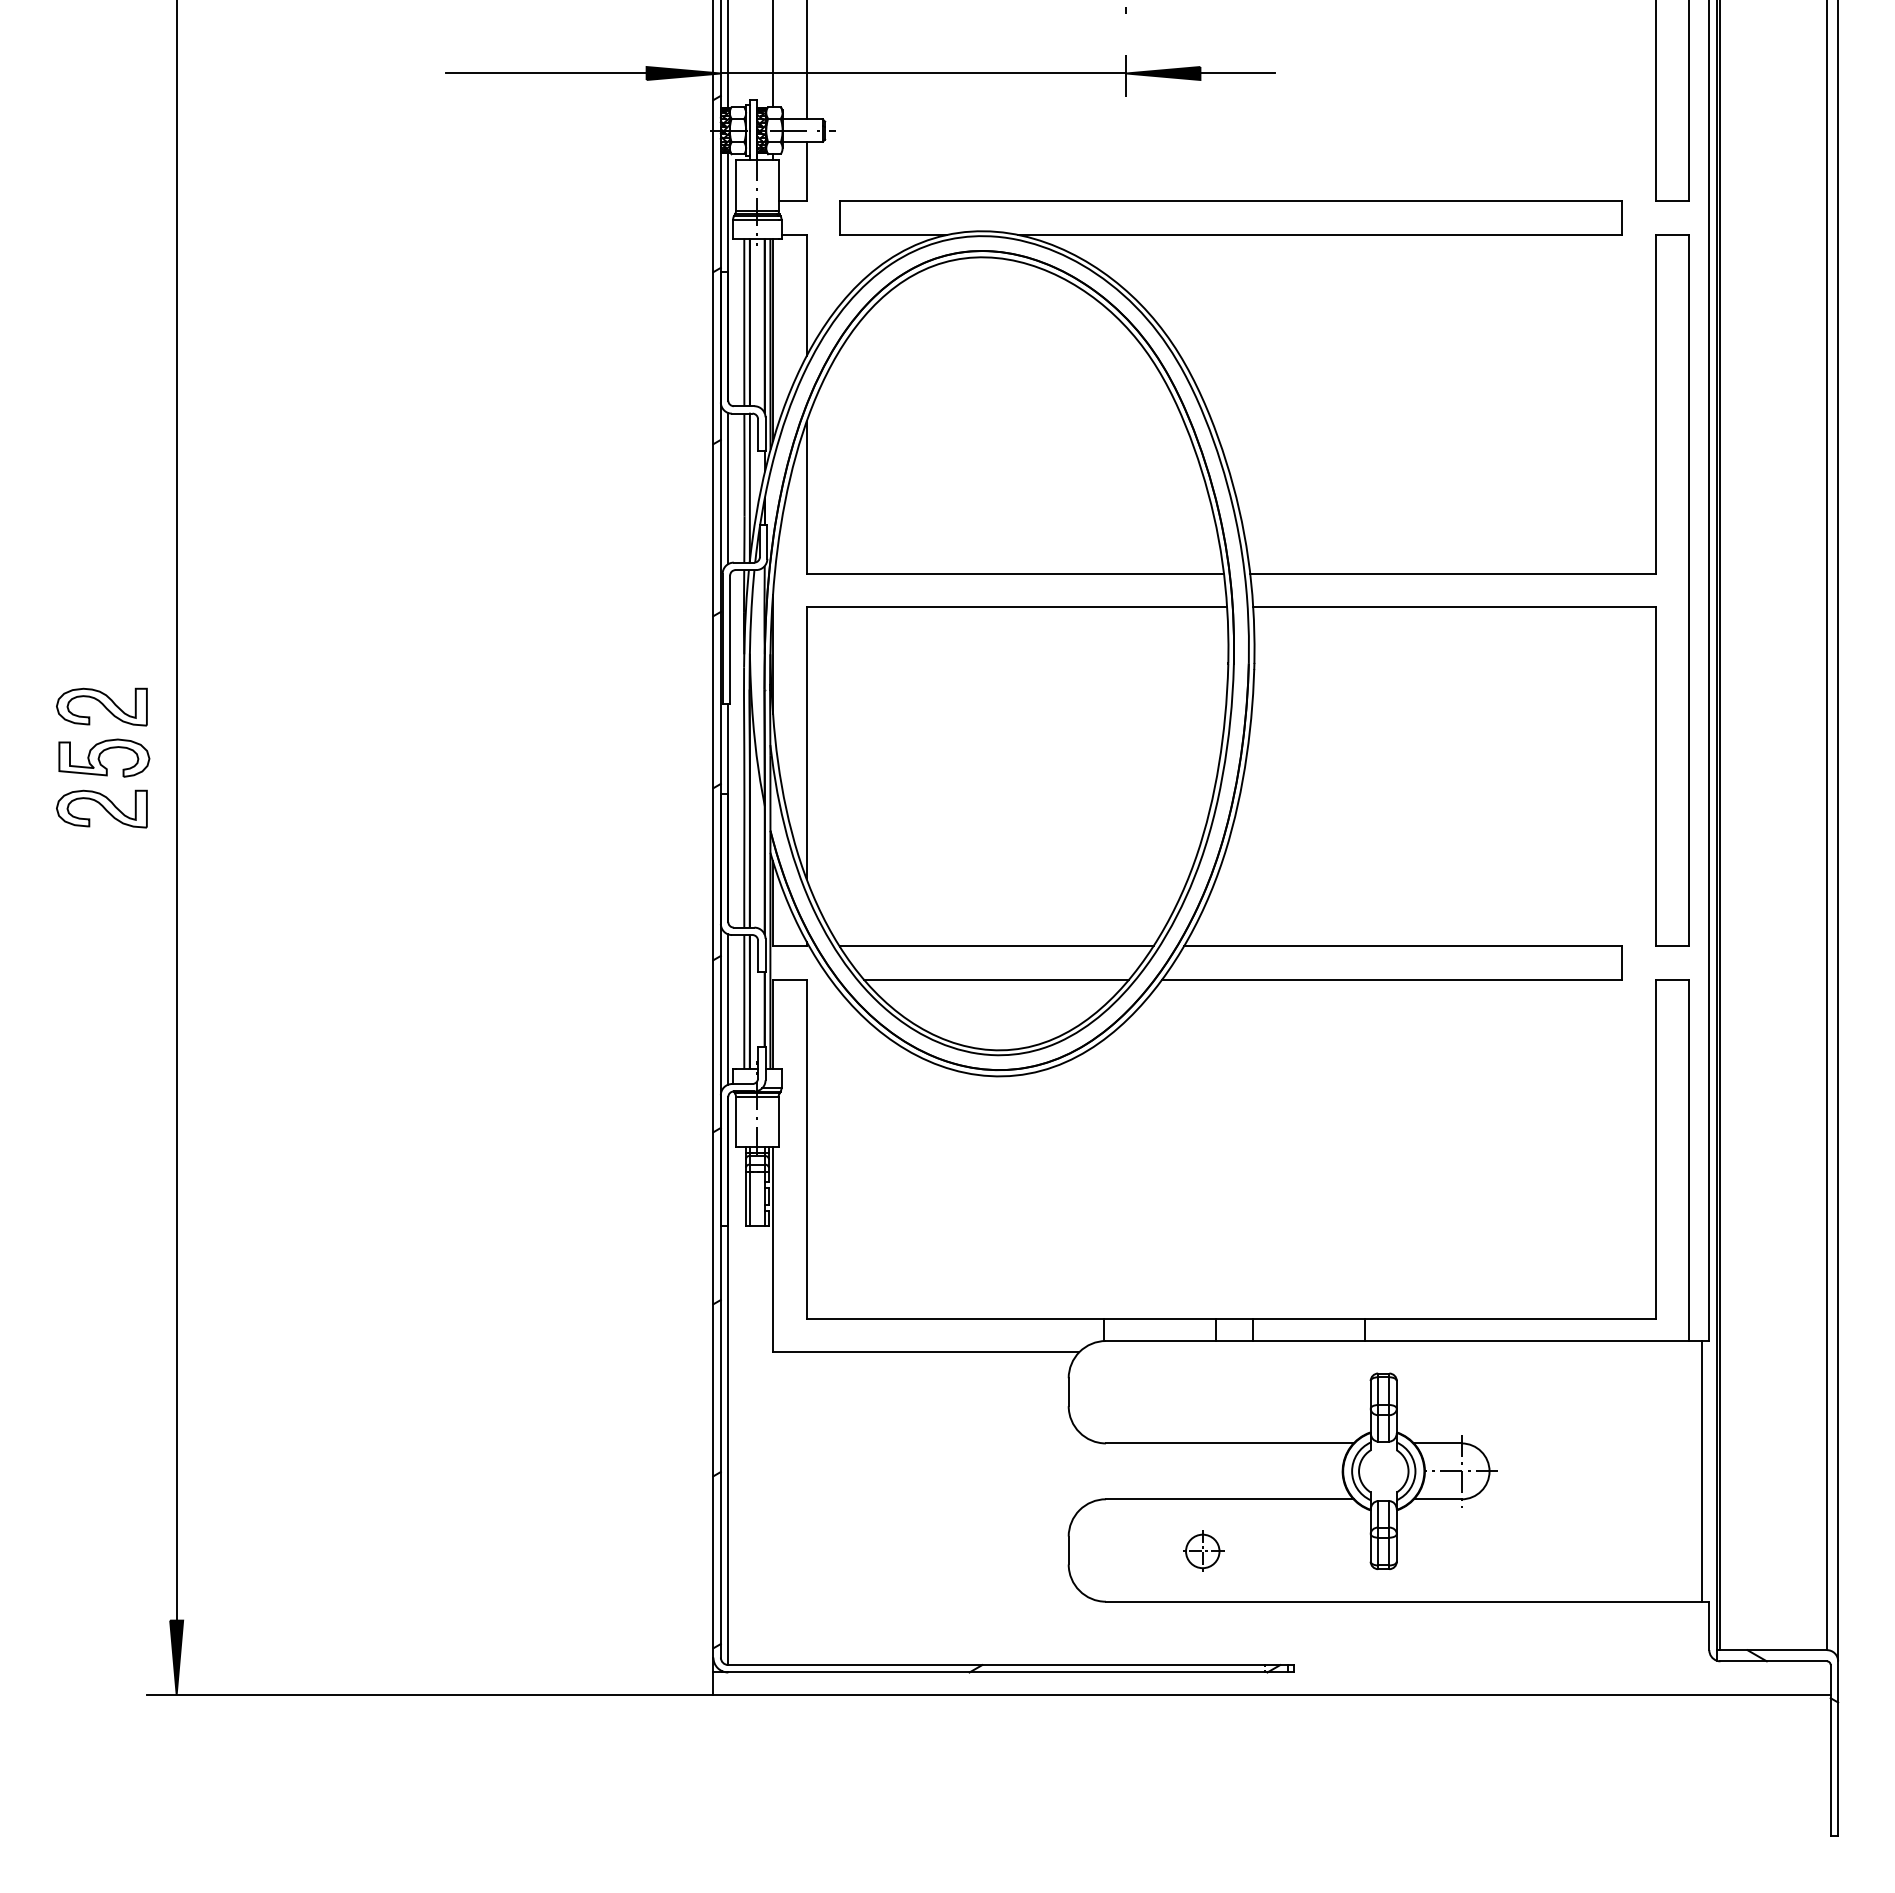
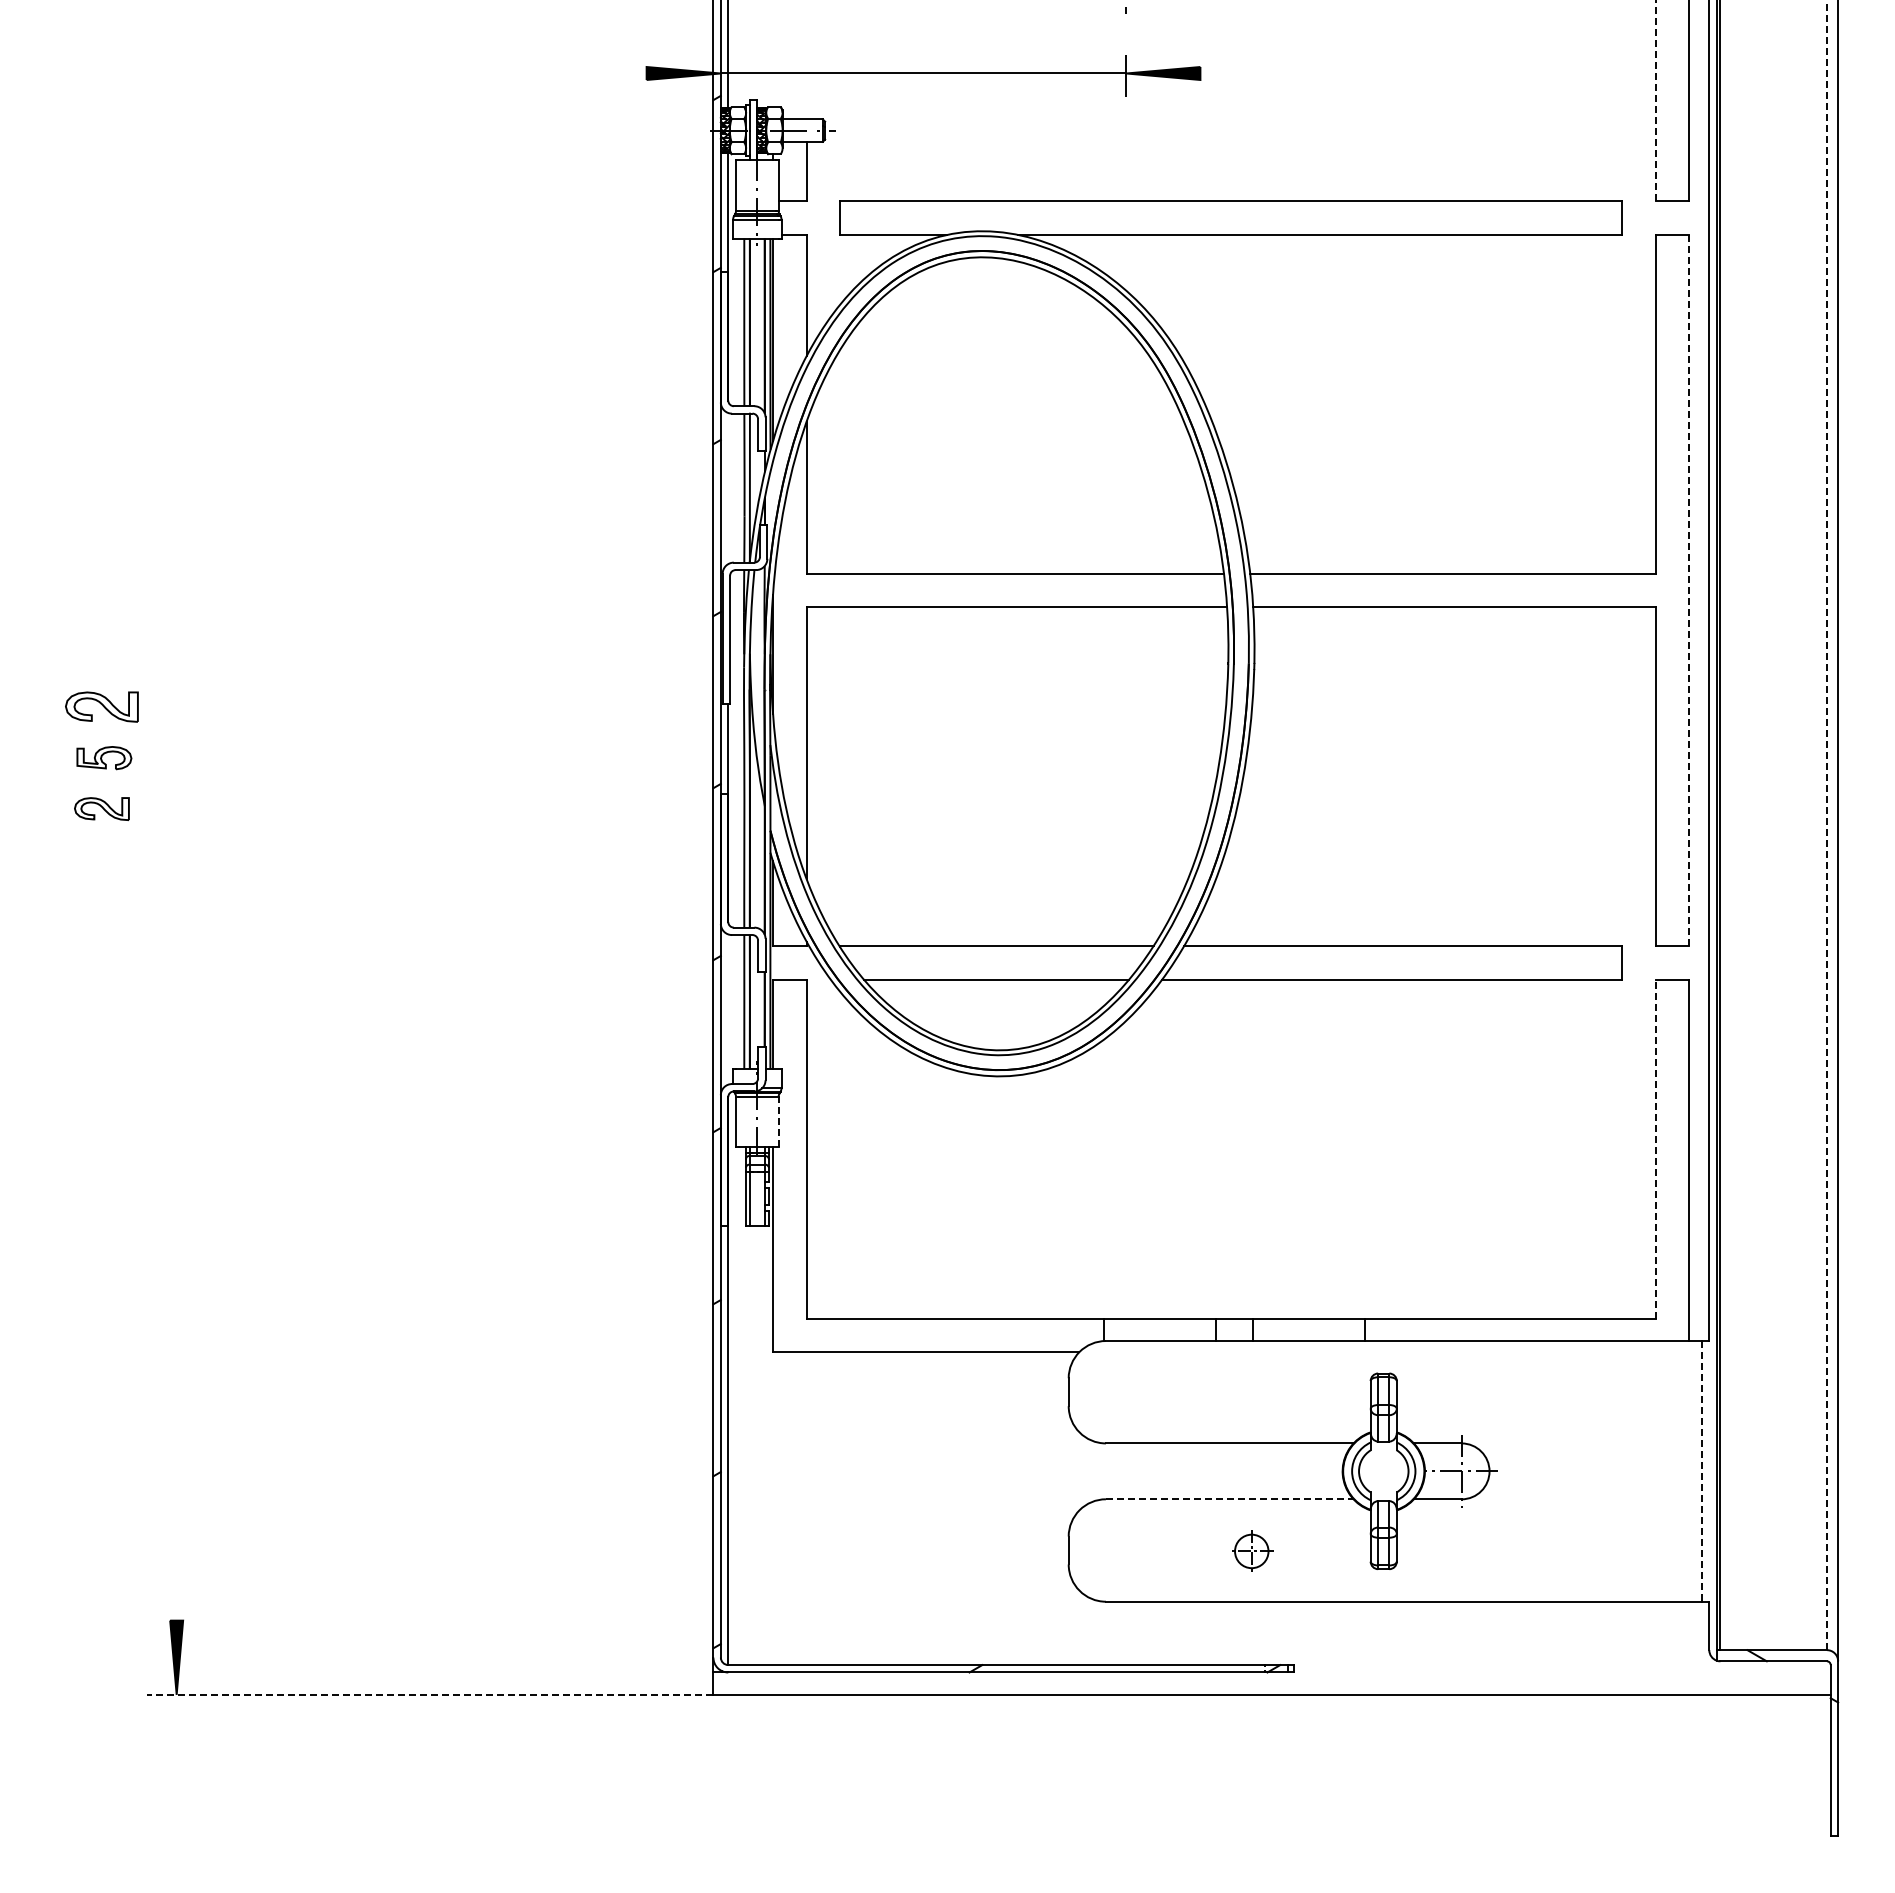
line: present -> none (772, 54)
line: present -> none (806, 61)
line: present -> none (545, 73)
line: present -> none (1237, 73)
line: solid -> dashed (1655, 100)
line: present -> none (728, 488)
line: solid -> dashed (1689, 590)
part size: 92x40 px -> 74x32 px (101, 706)
part size: 93x40 px -> 57x25 px (104, 758)
part size: 92x40 px -> 56x24 px (101, 808)
line: present -> none (176, 811)
line: solid -> dashed (1826, 825)
line: present -> none (728, 1009)
line: solid -> dashed (778, 1121)
line: solid -> dashed (1655, 1148)
line: solid -> dashed (1701, 1471)
line: solid -> dashed (1229, 1499)
part position: (1203, 1550) -> (1252, 1550) (1252, 1550)
line: solid -> dashed (429, 1694)
